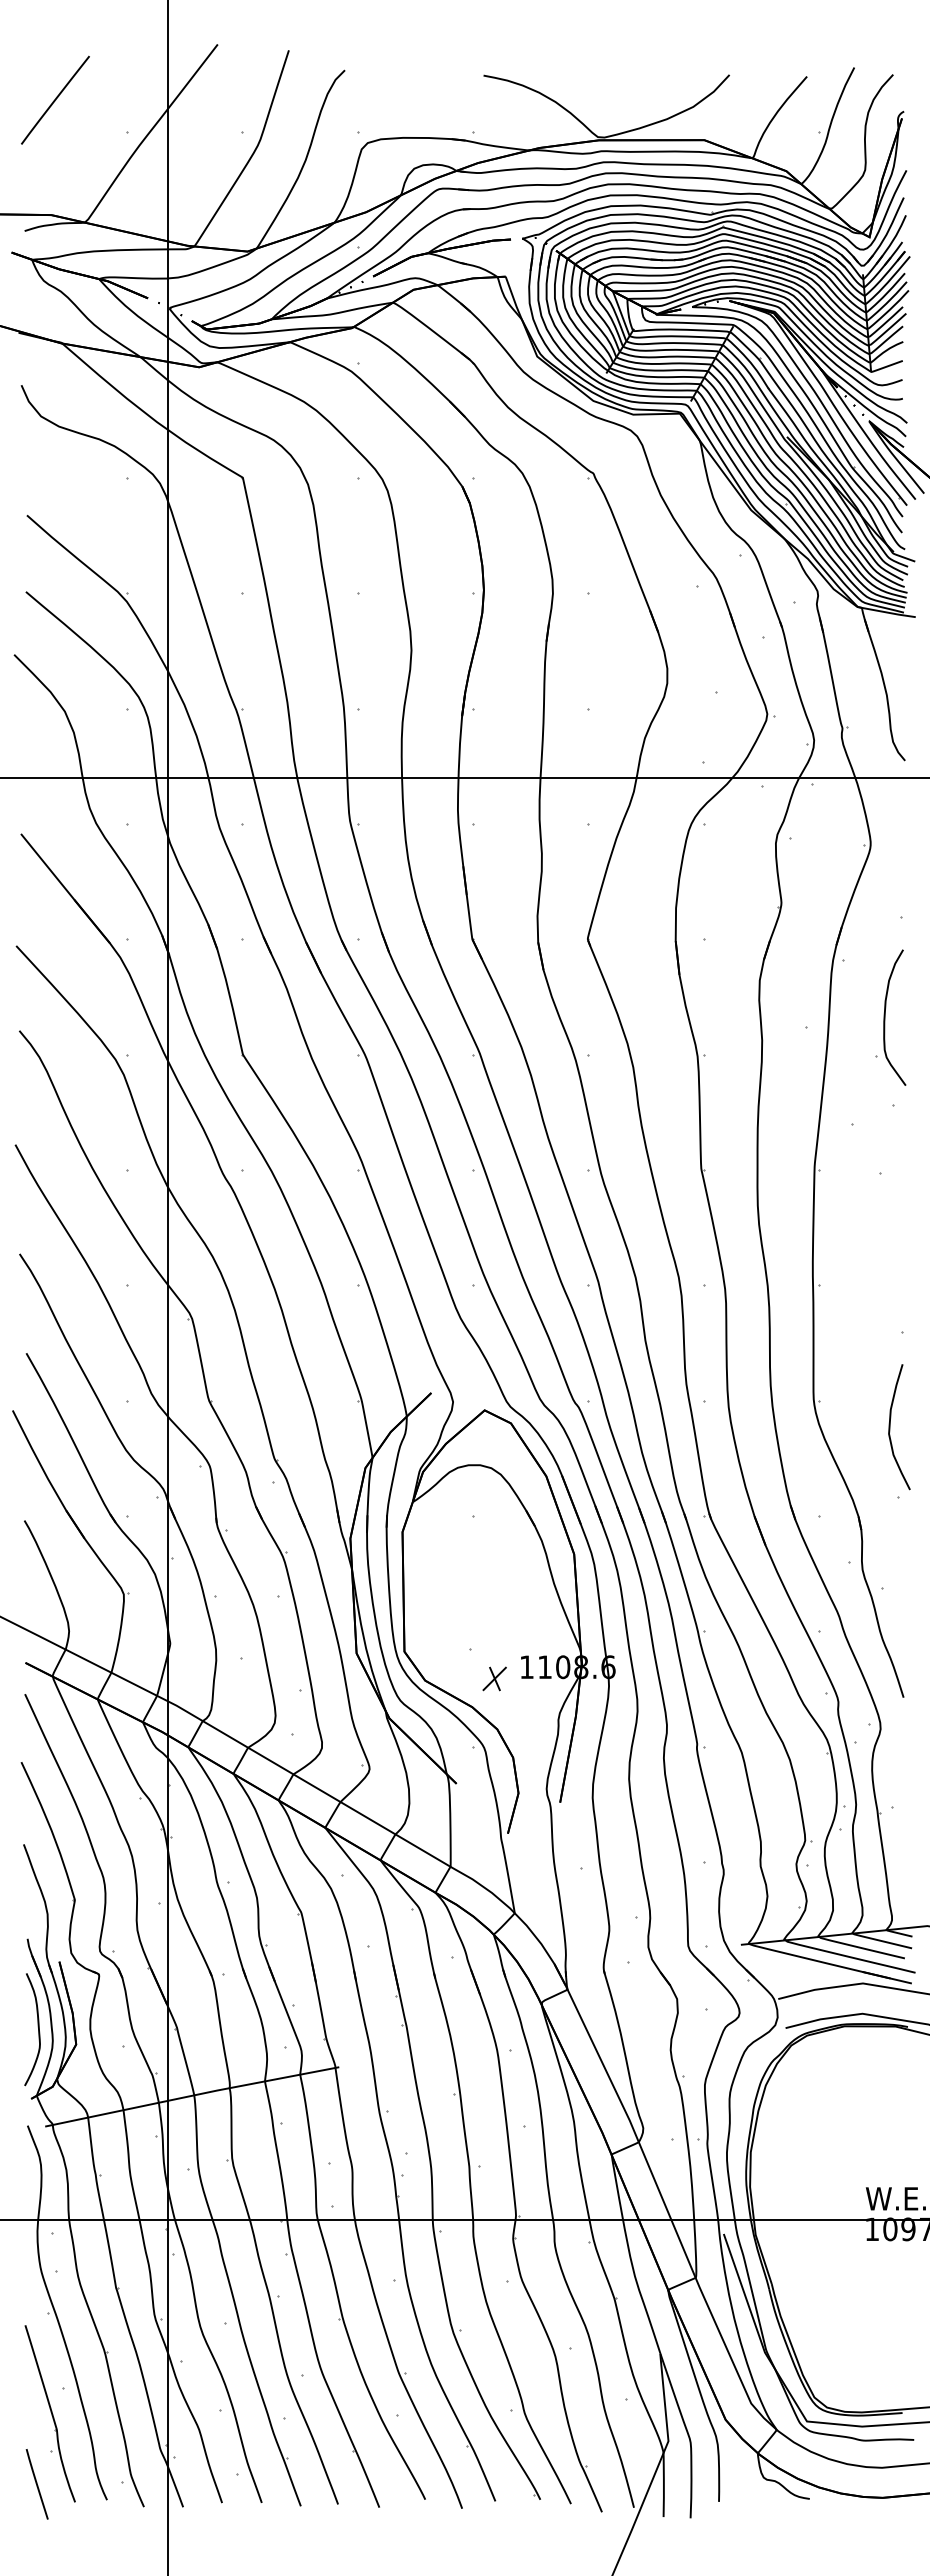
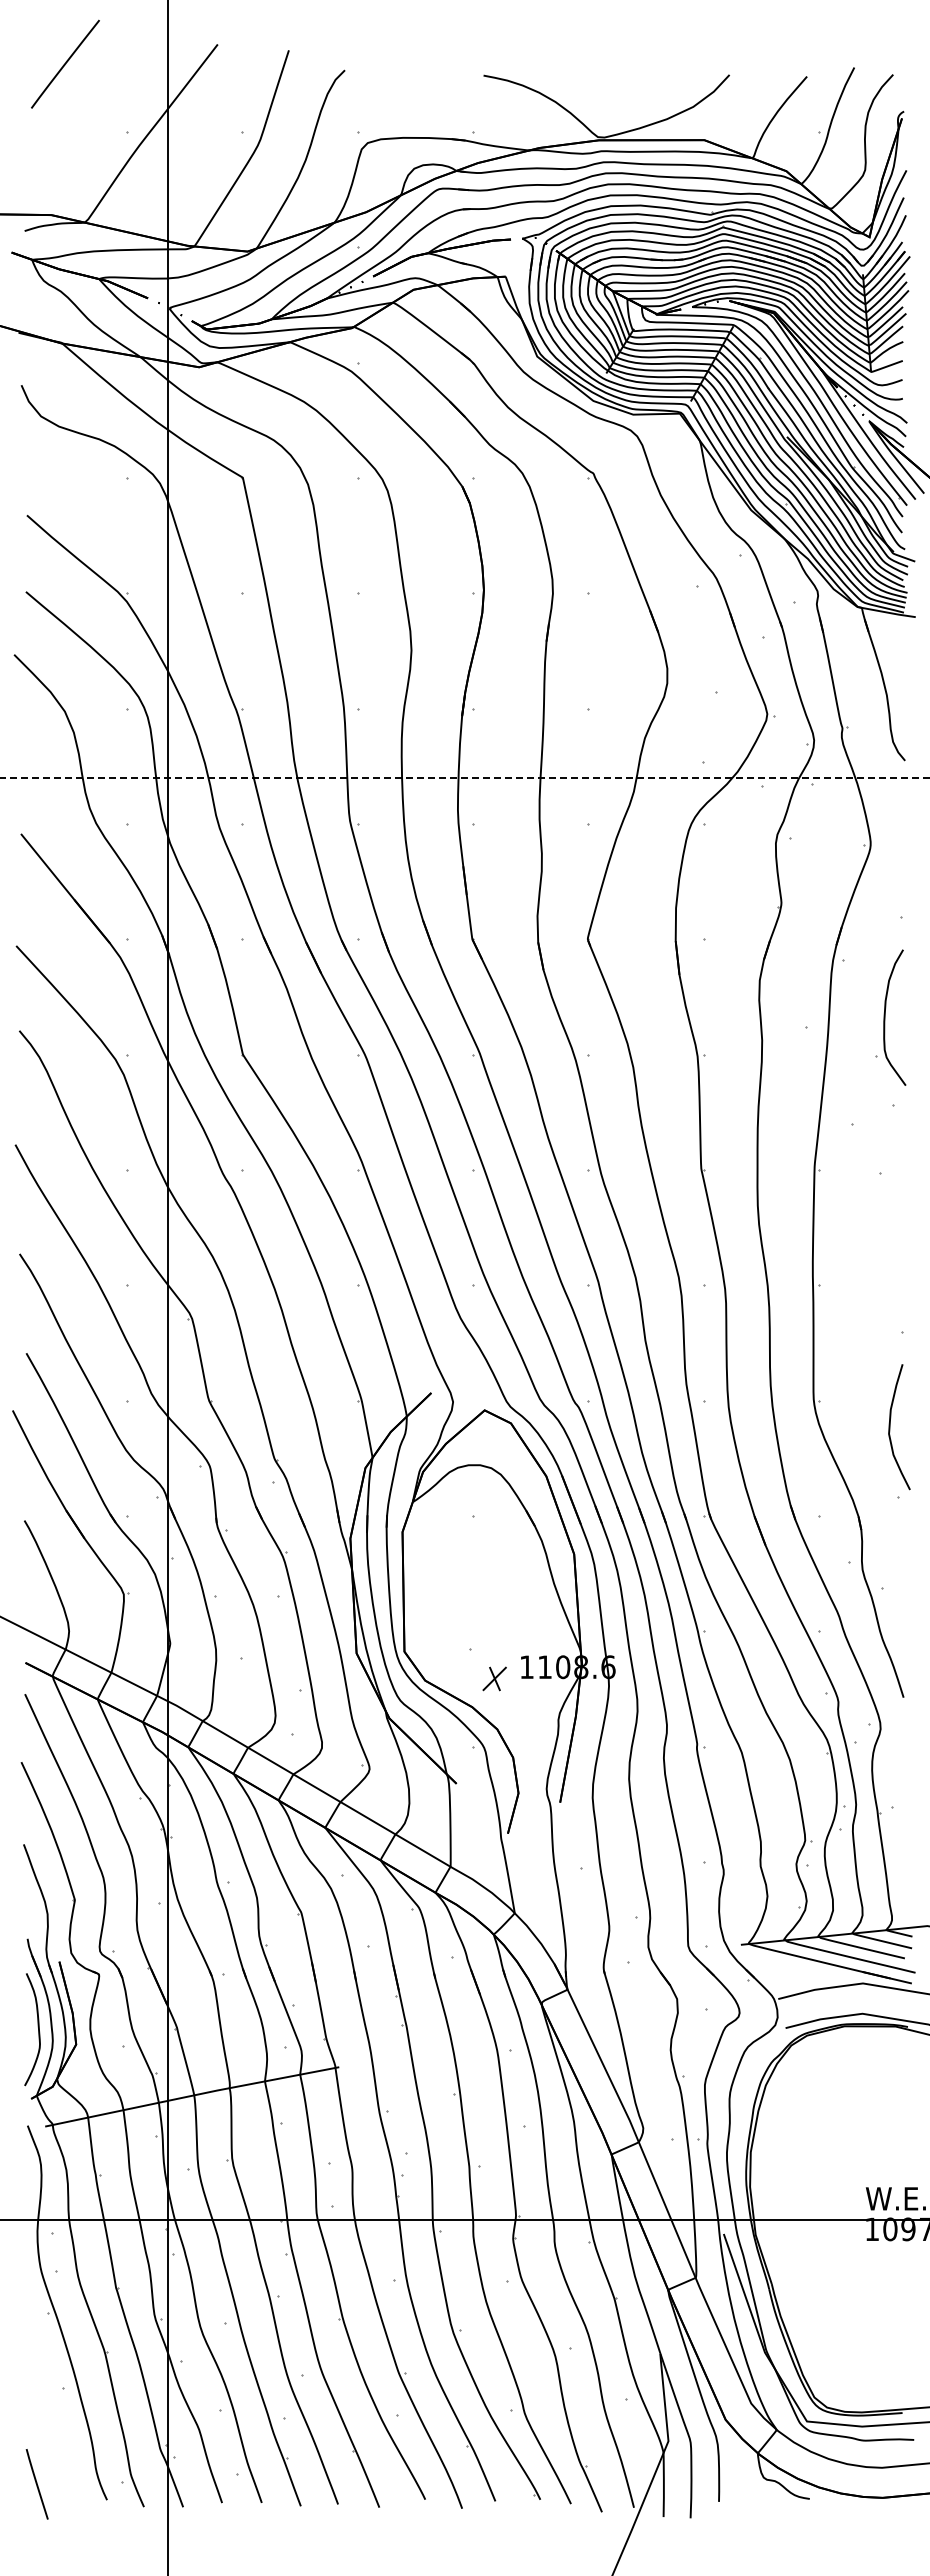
line position: (55, 99) -> (65, 63) (65, 63)
line: solid -> dashed (464, 777)
part: present -> none (49, 2413)
